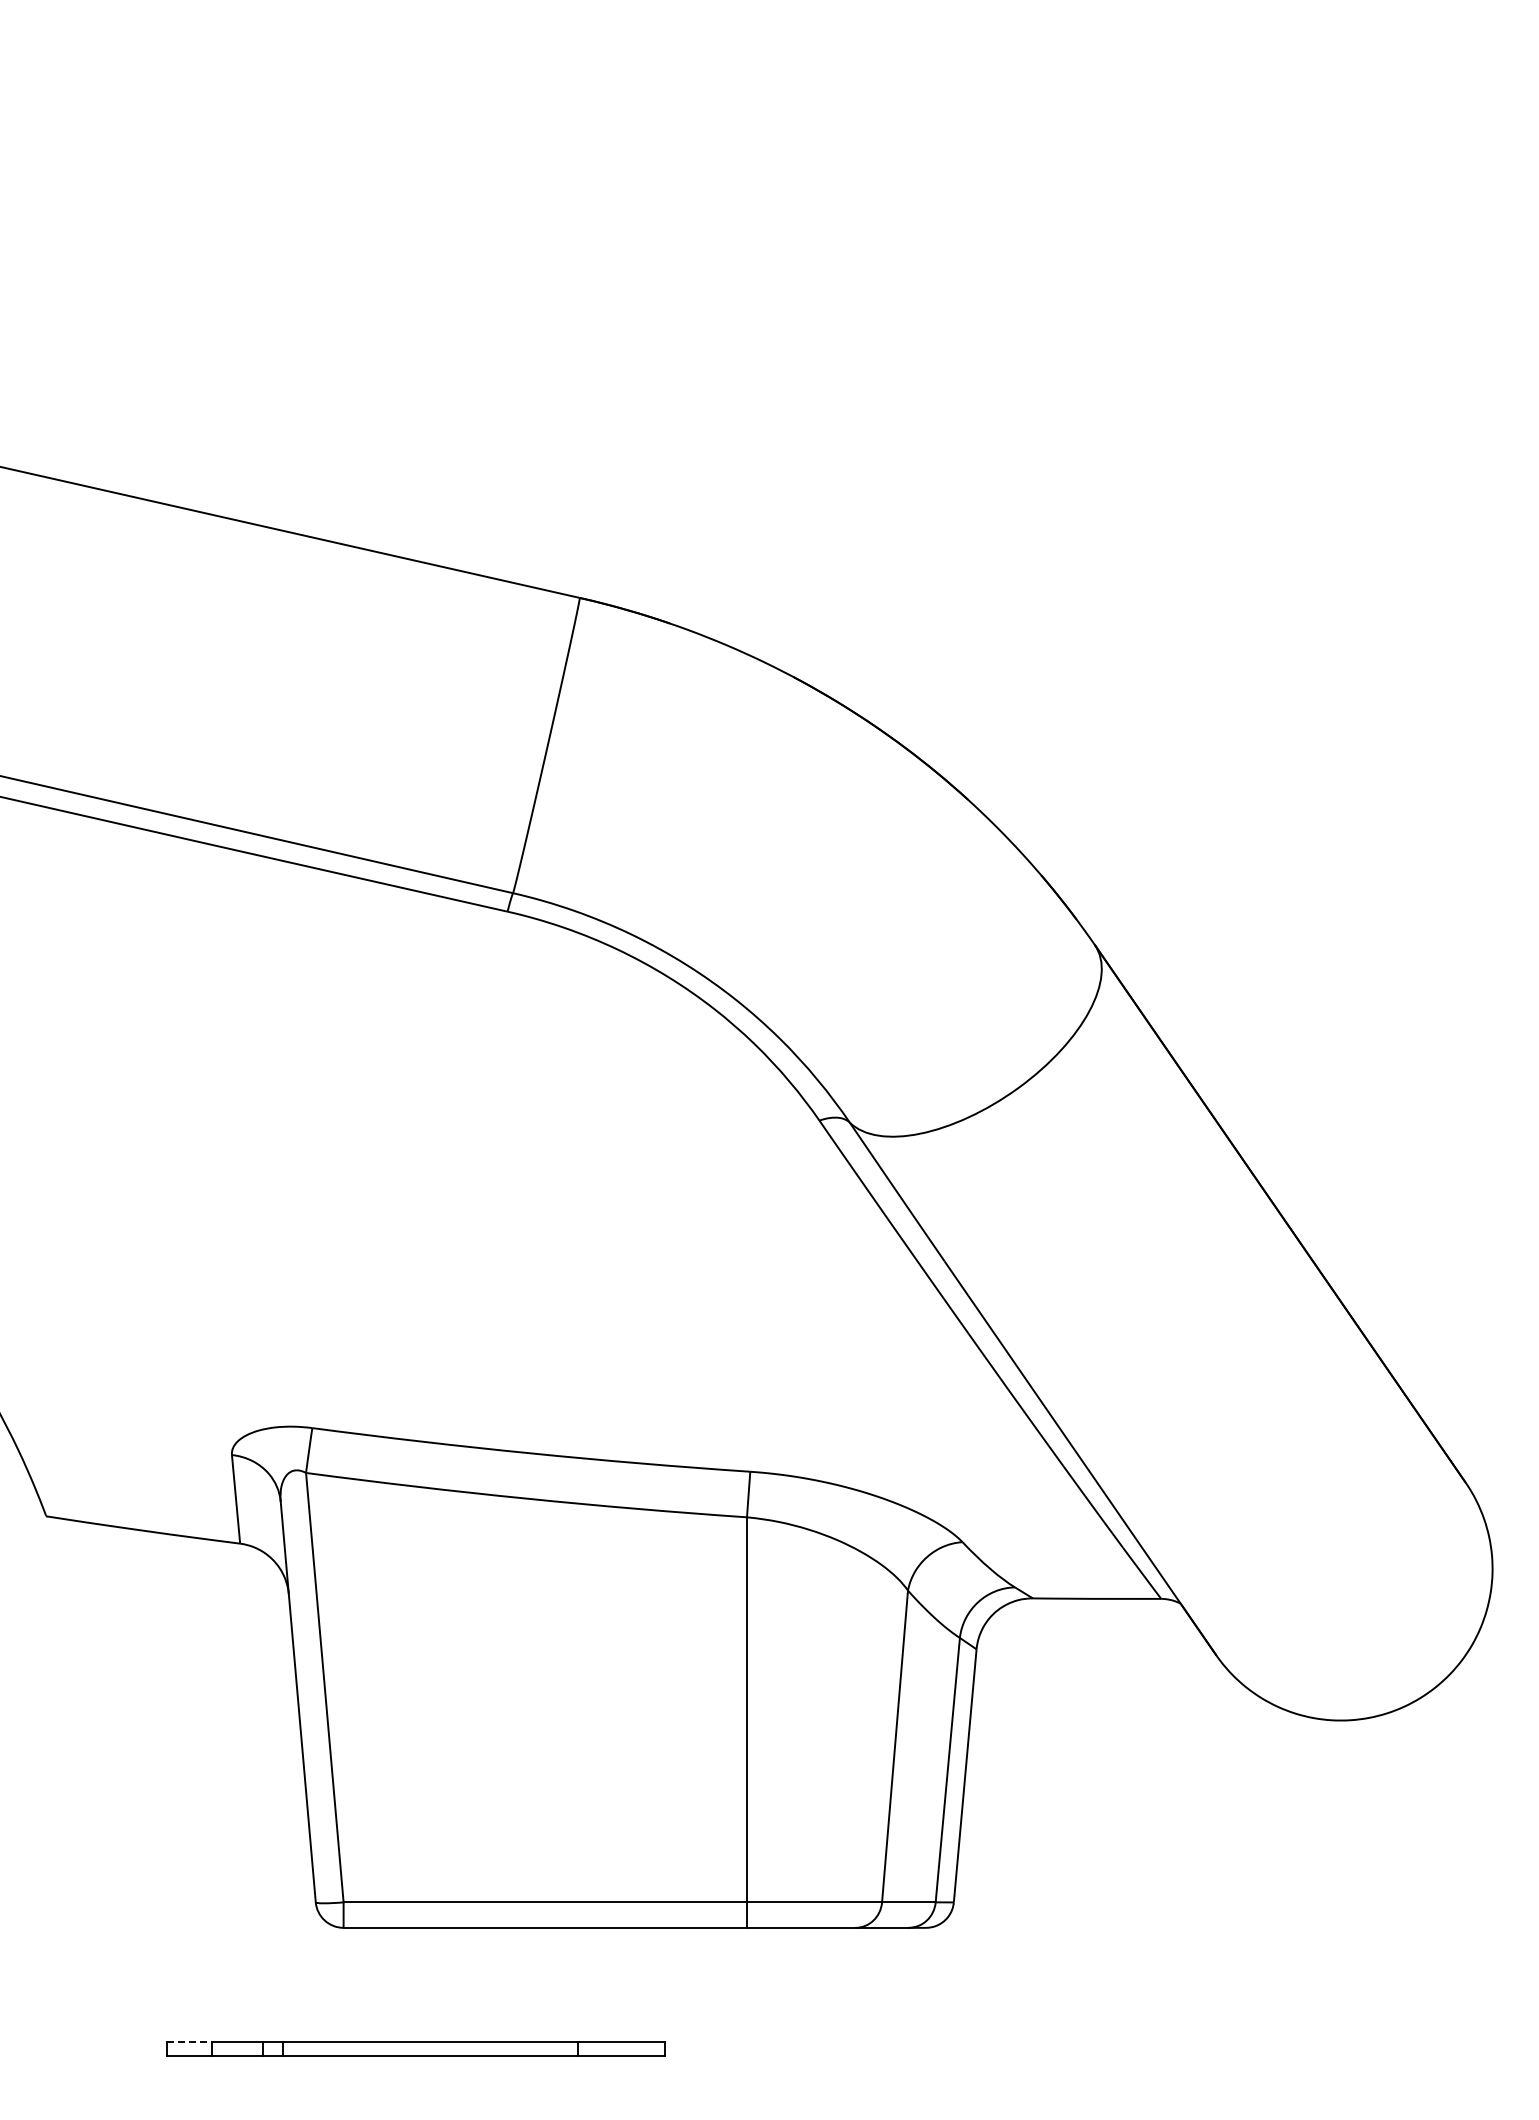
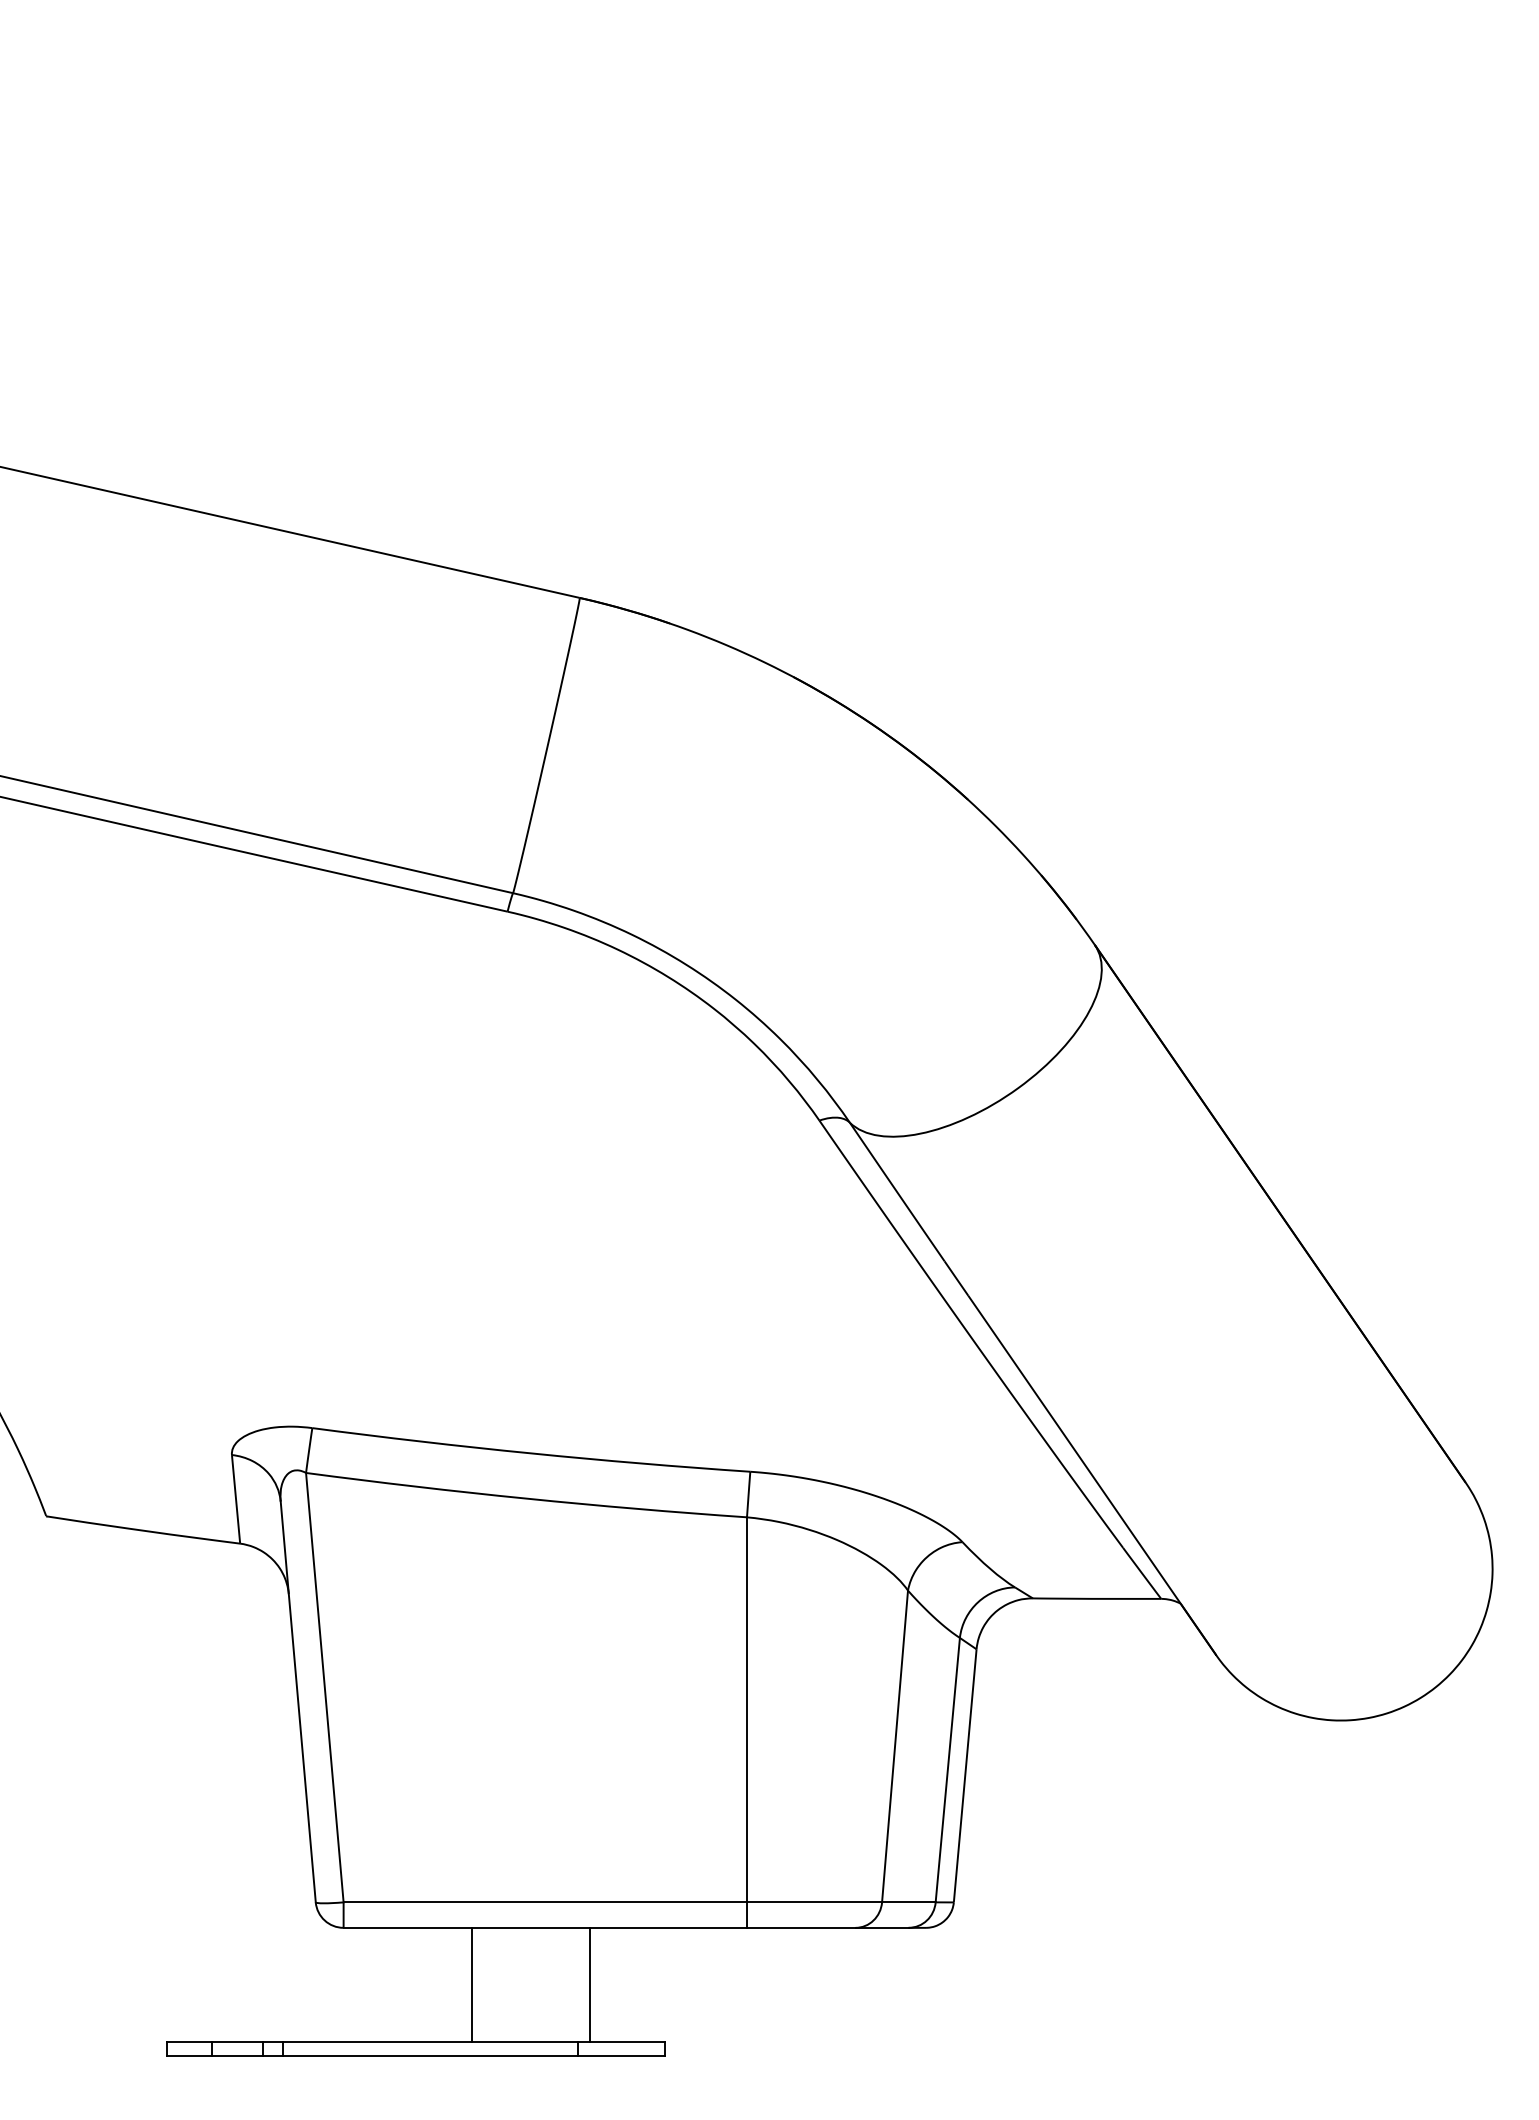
line: none -> present (471, 1984)
line: none -> present (589, 1984)
line: dashed -> solid (190, 2042)
